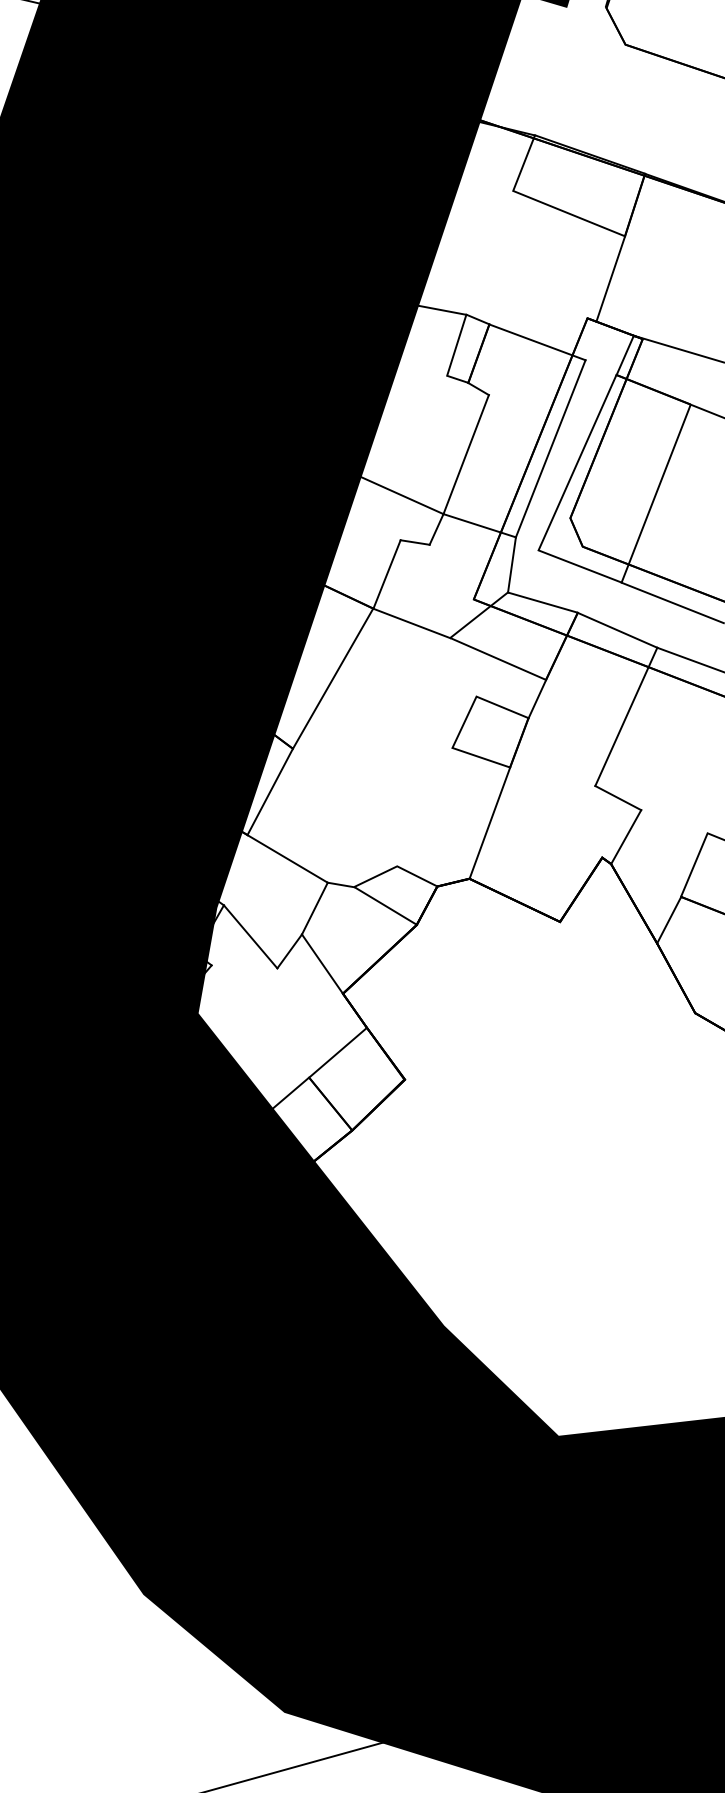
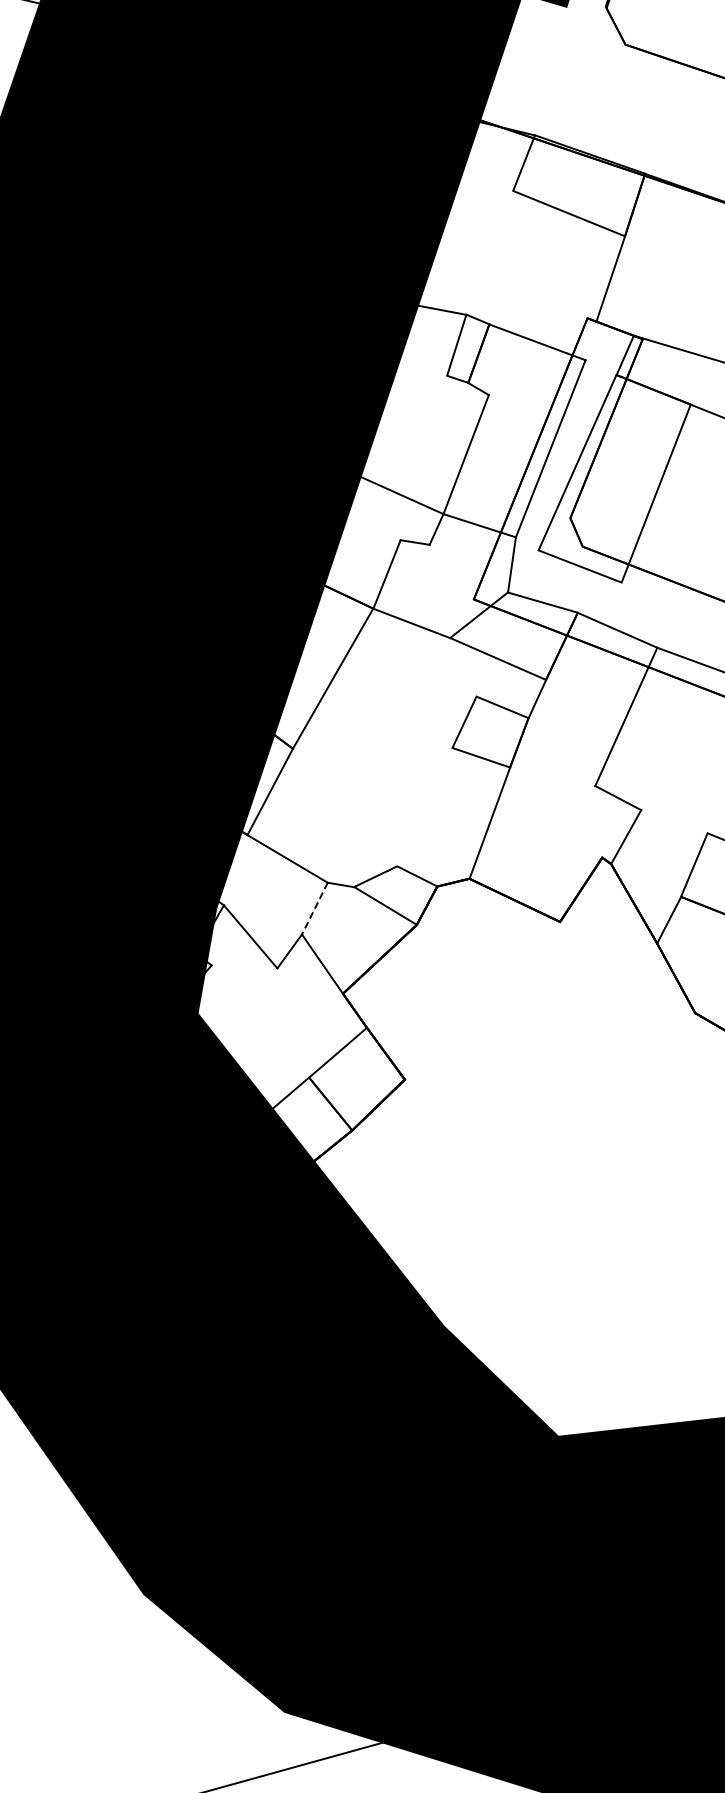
line: present -> none (671, 602)
line: solid -> dashed (314, 908)
